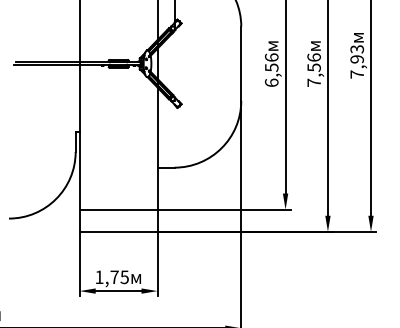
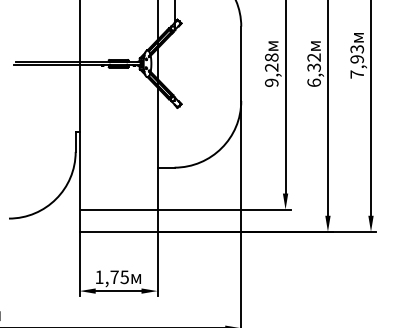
text: 6,56 -> 9,28 (271, 69)
text: 7,56 -> 6,32 (313, 69)
